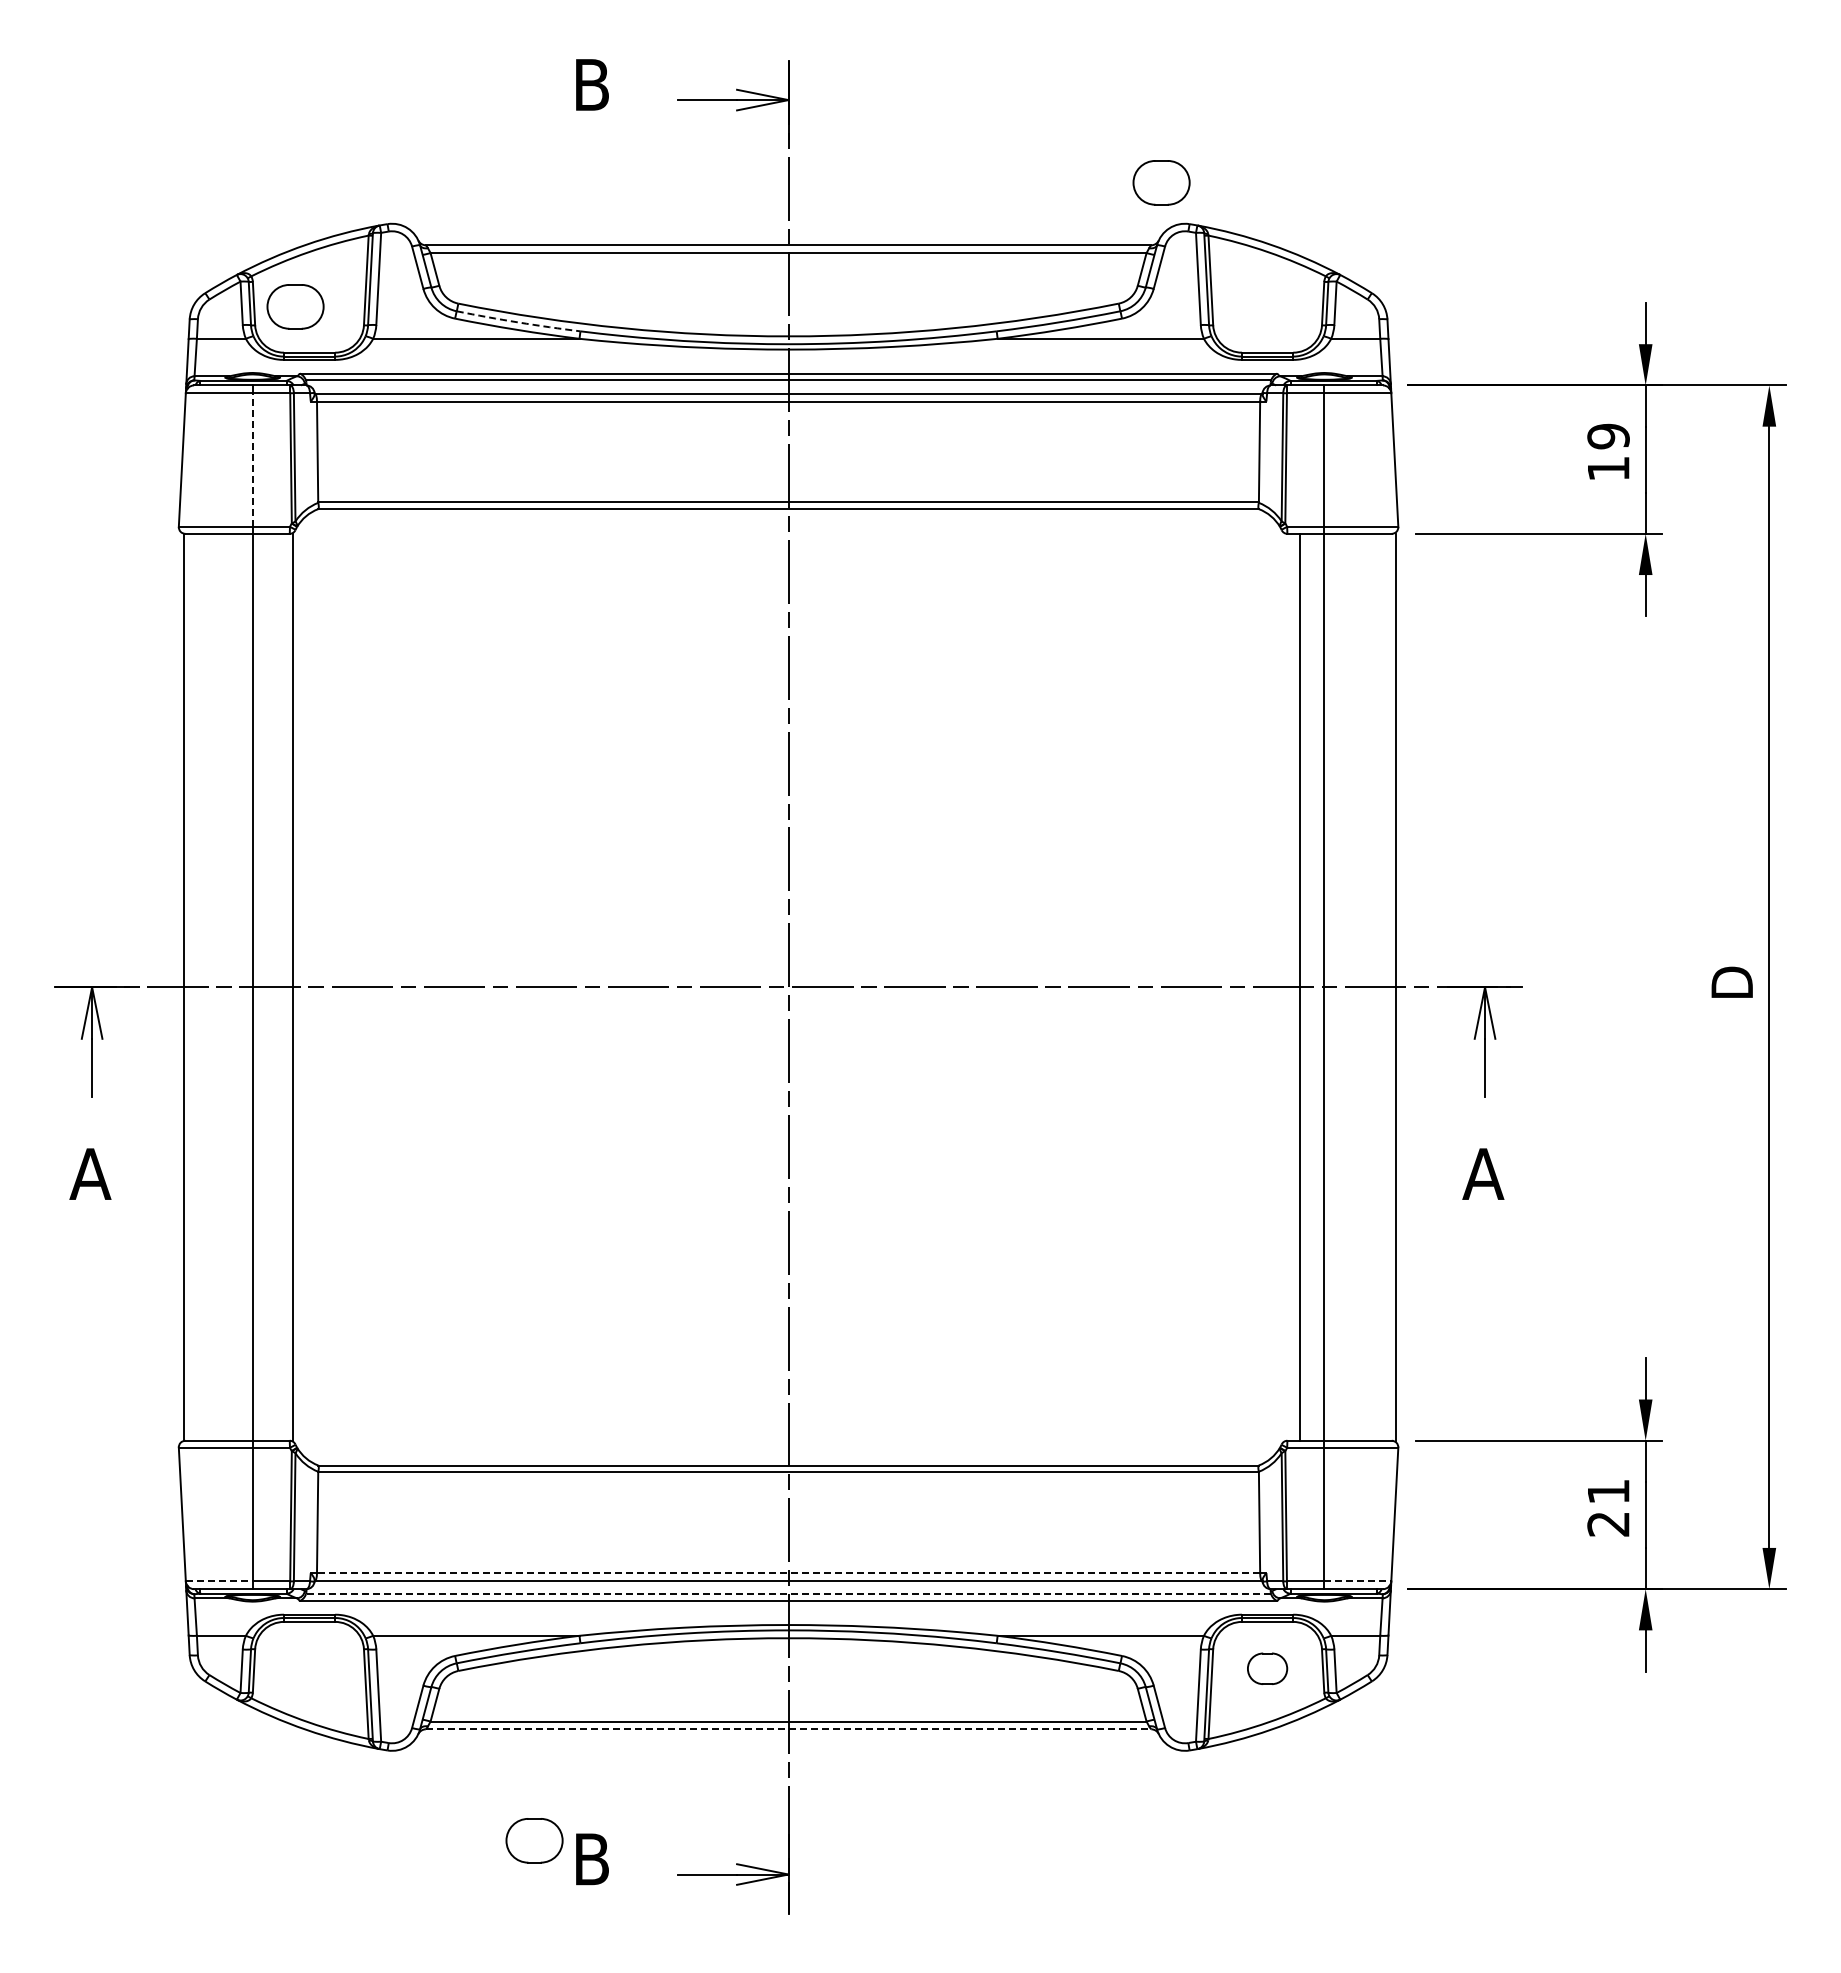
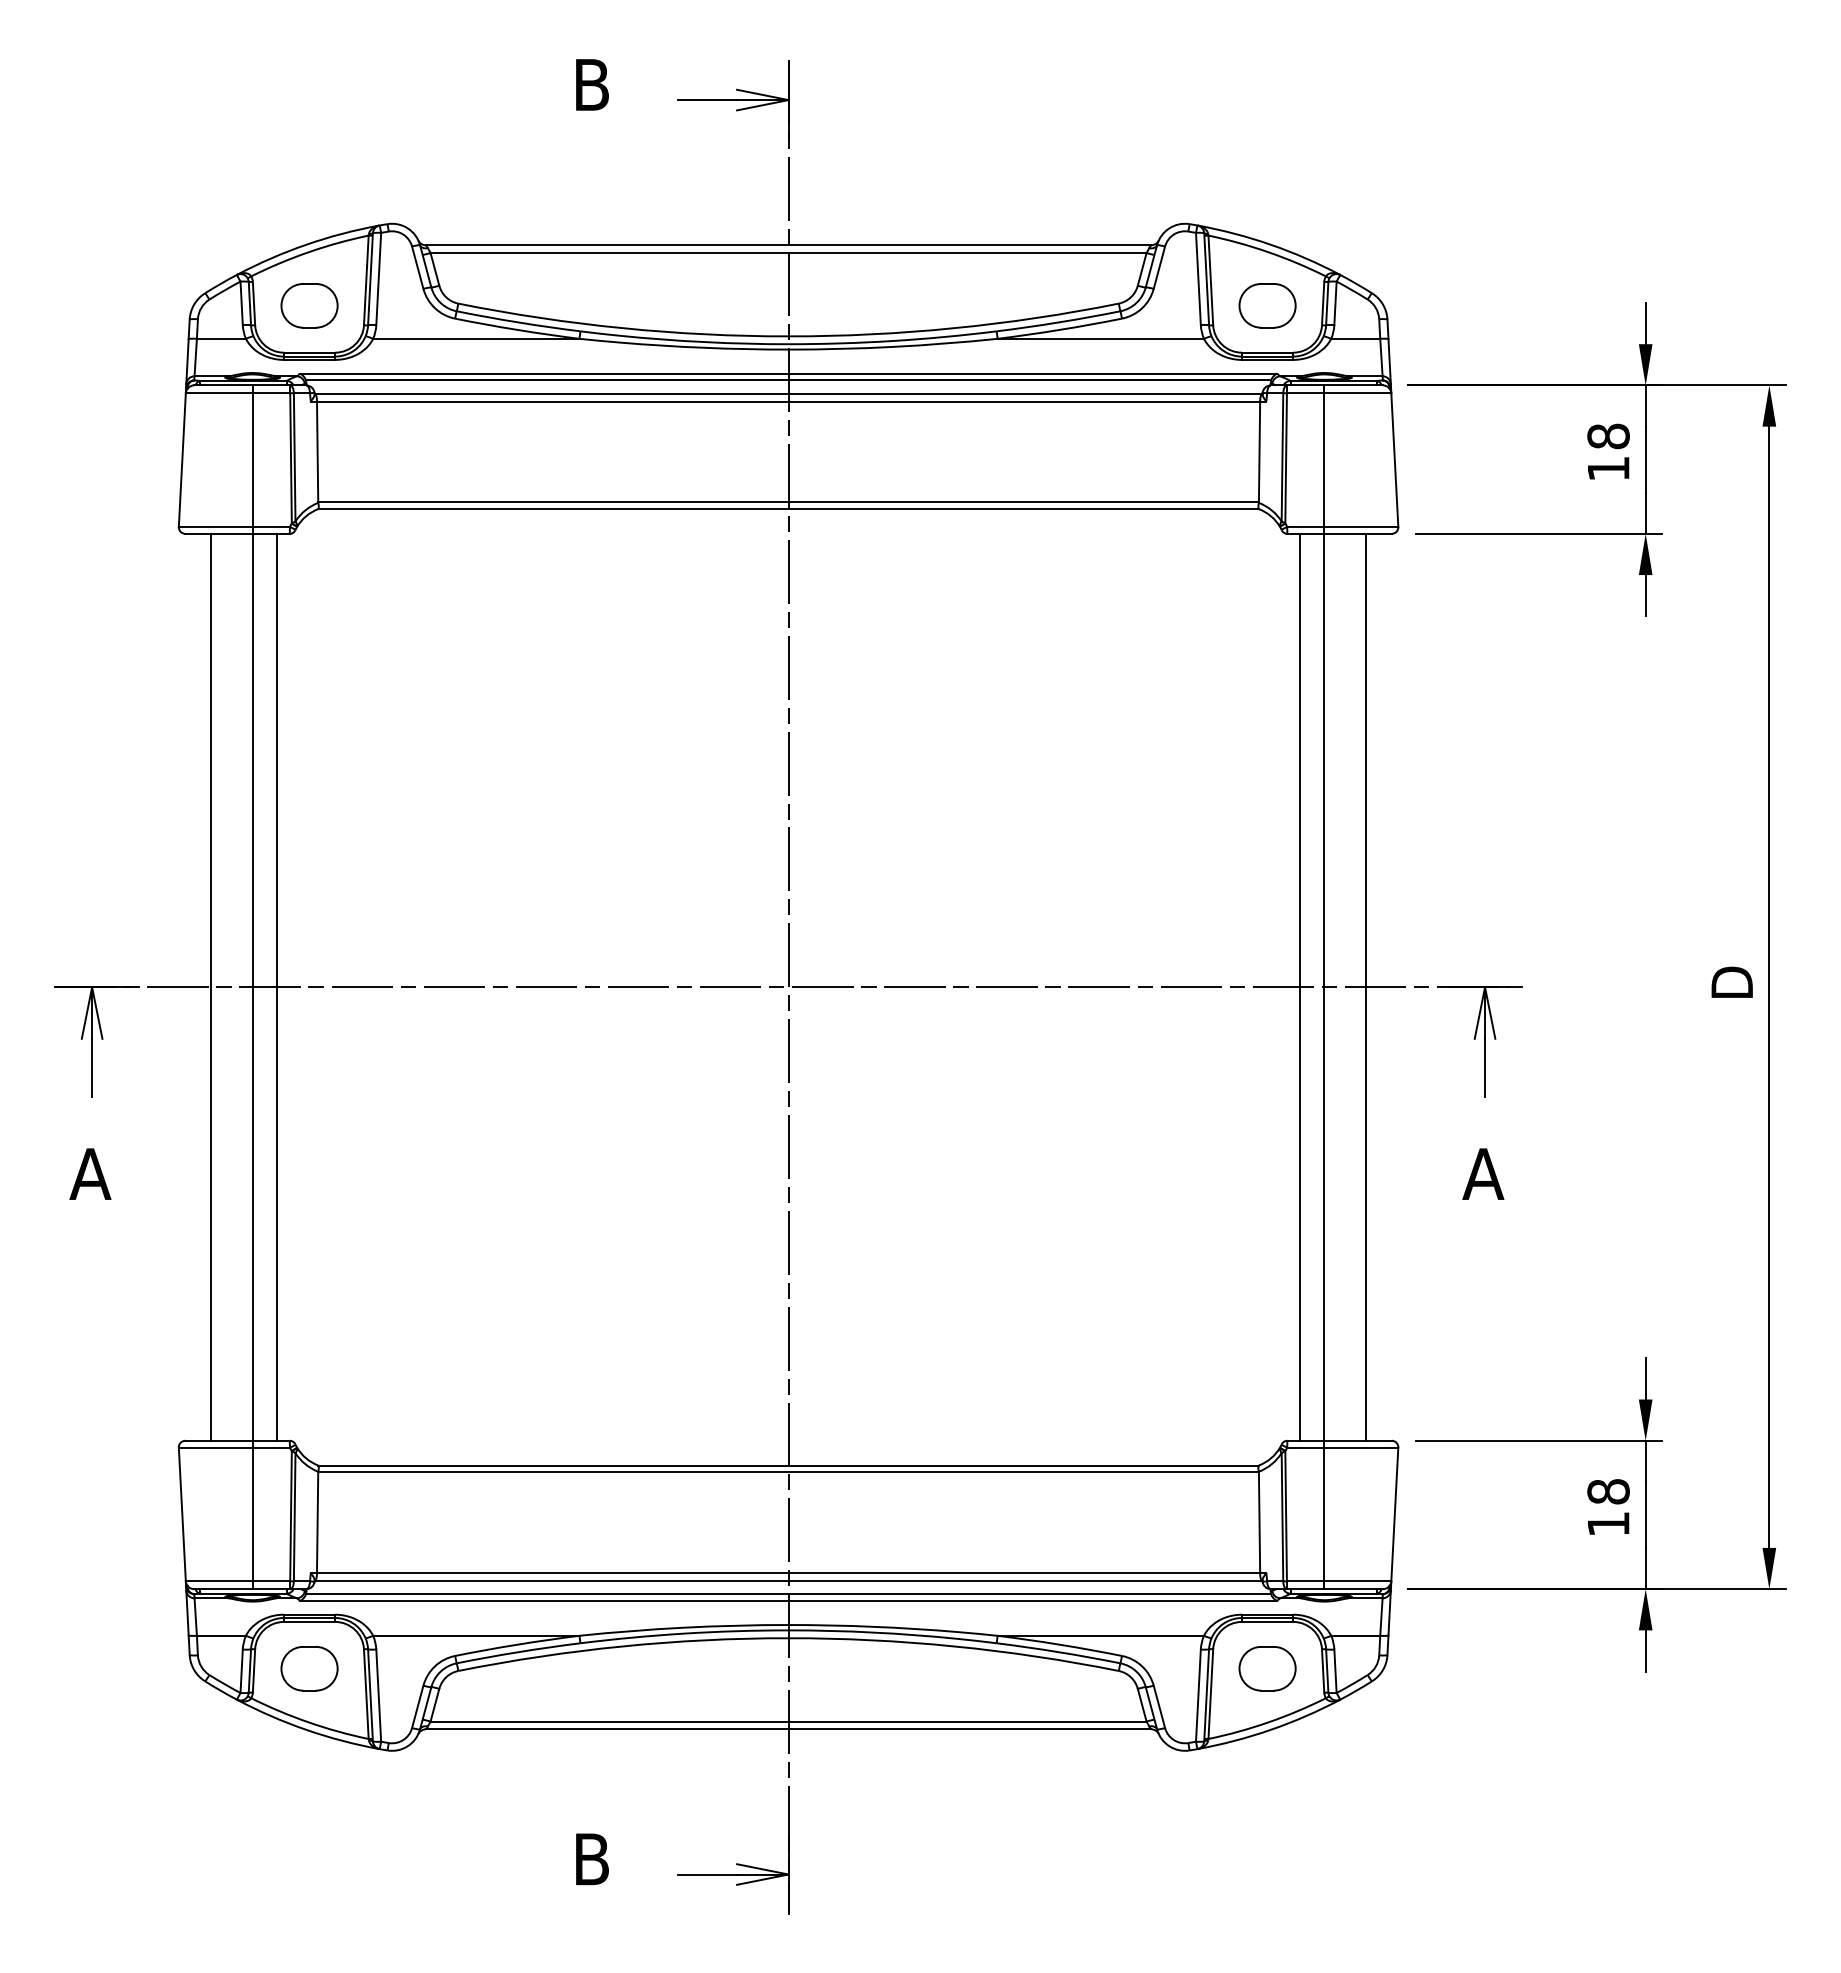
part position: (1161, 182) -> (1267, 305) (1267, 305)
part position: (295, 306) -> (309, 305) (309, 305)
arc: dashed -> solid (518, 322)
text: 19 -> 18 (1608, 436)
line: dashed -> solid (252, 460)
line position: (184, 986) -> (211, 986) (211, 986)
line position: (293, 986) -> (277, 986) (277, 986)
line position: (1395, 986) -> (1365, 986) (1365, 986)
text: 21 -> 18 (1608, 1507)
line: dashed -> solid (788, 1573)
line: dashed -> solid (219, 1581)
line: dashed -> solid (1358, 1581)
line: dashed -> solid (788, 1594)
part size: 42x33 px -> 59x46 px (1267, 1668)
line: dashed -> solid (788, 1729)
part position: (534, 1840) -> (309, 1668) (309, 1668)
